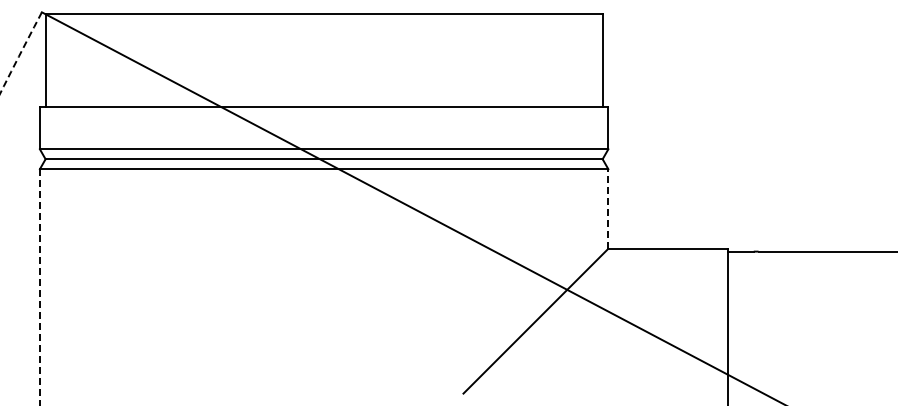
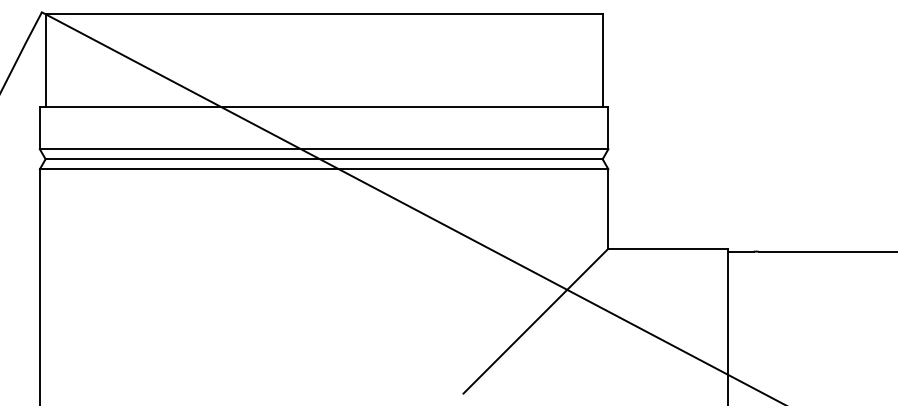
arc: dashed -> solid (20, 53)
line: dashed -> solid (608, 208)
line: dashed -> solid (39, 287)
